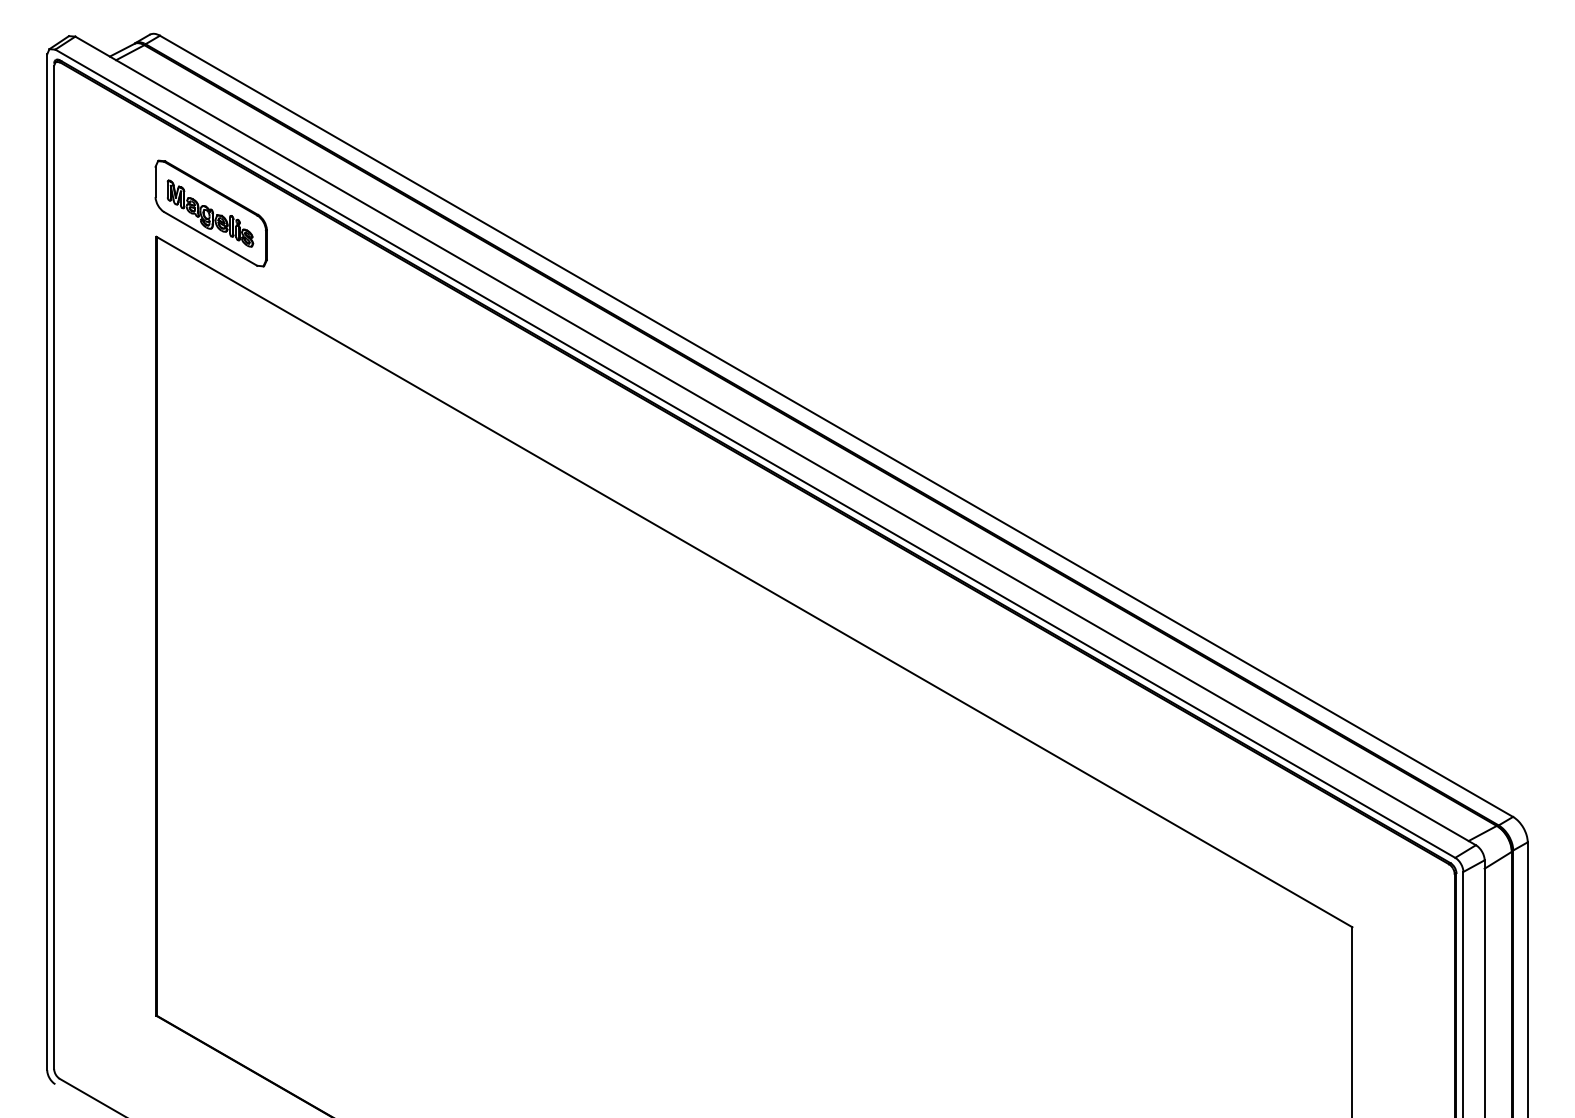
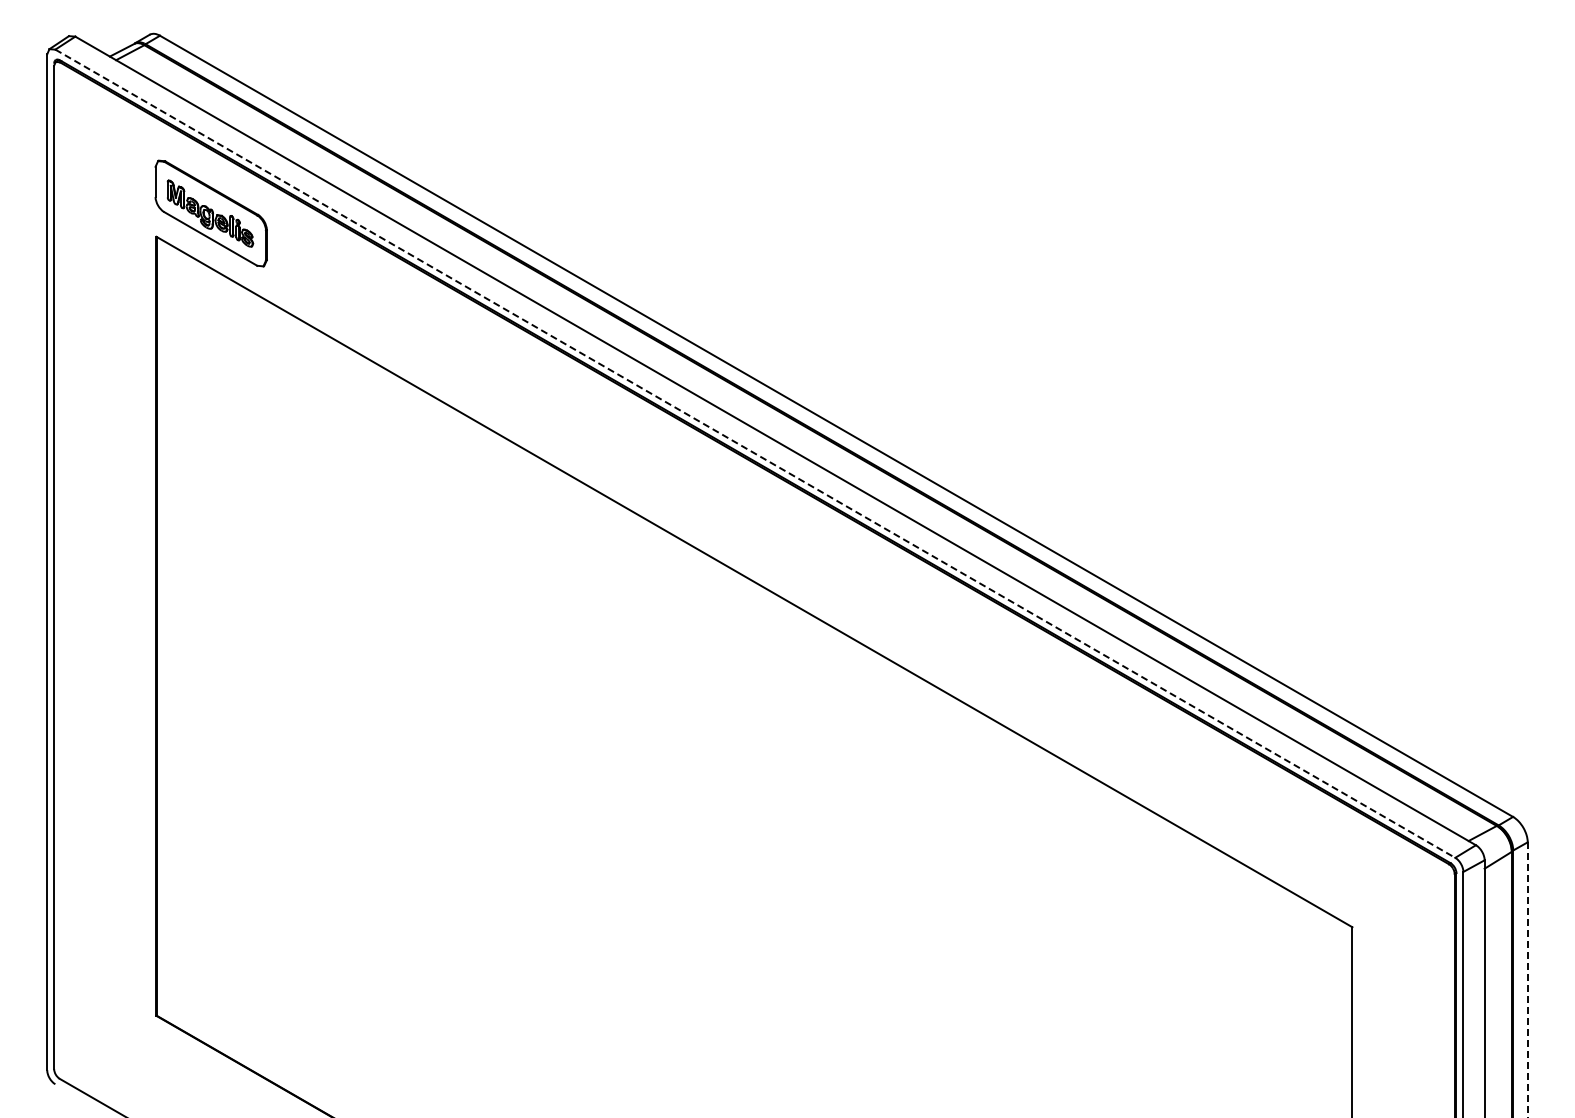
line: solid -> dashed (755, 453)
line: solid -> dashed (1527, 980)
